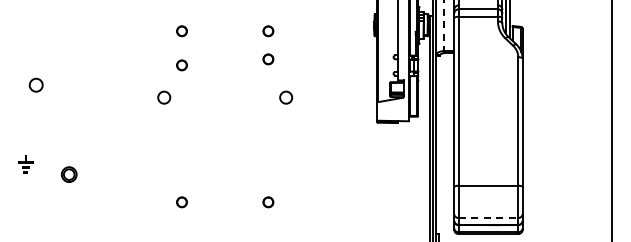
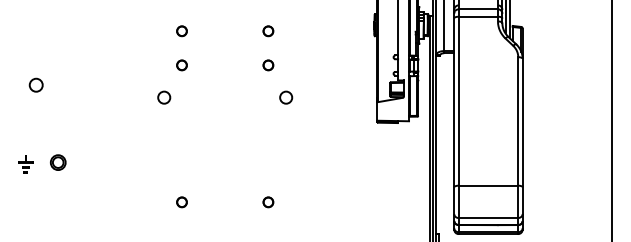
line: dashed -> solid (444, 26)
part position: (268, 59) -> (268, 65) (268, 65)
part position: (69, 174) -> (58, 162) (58, 162)
line: dashed -> solid (488, 218)
